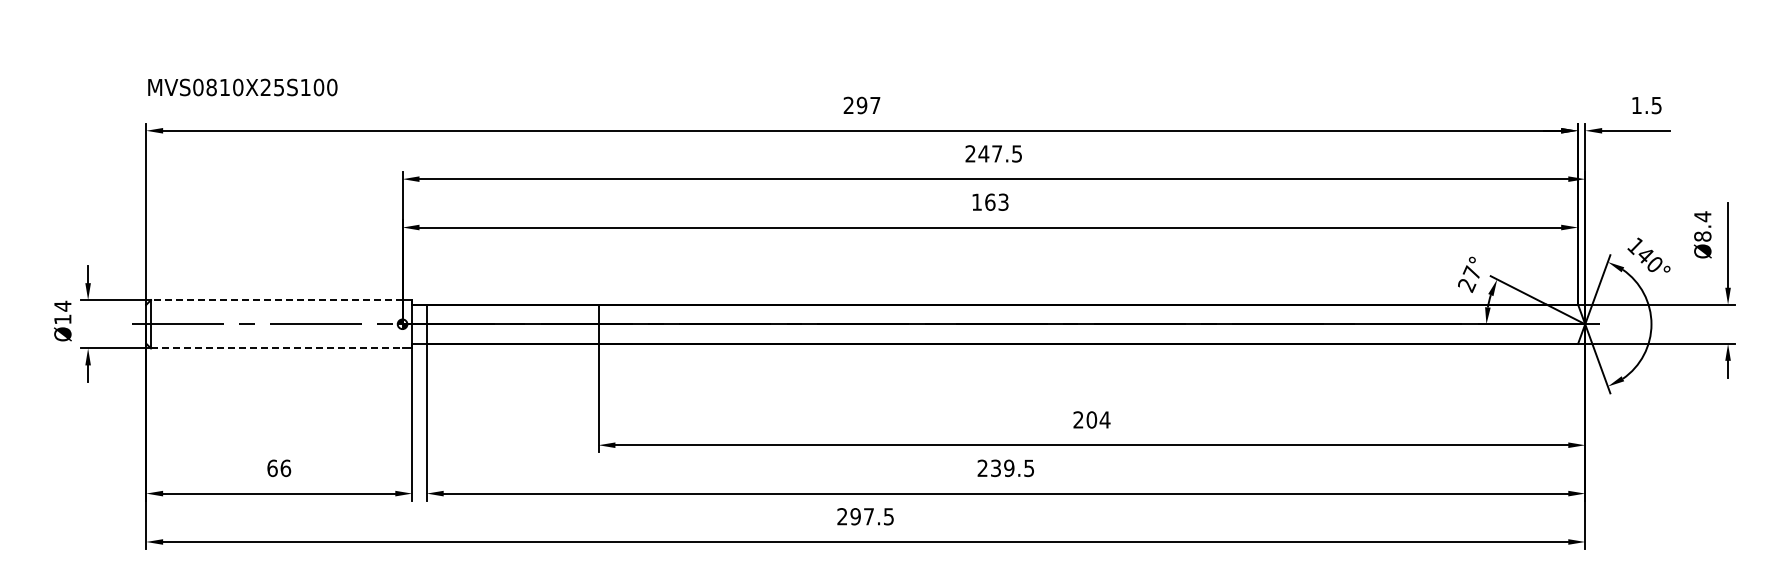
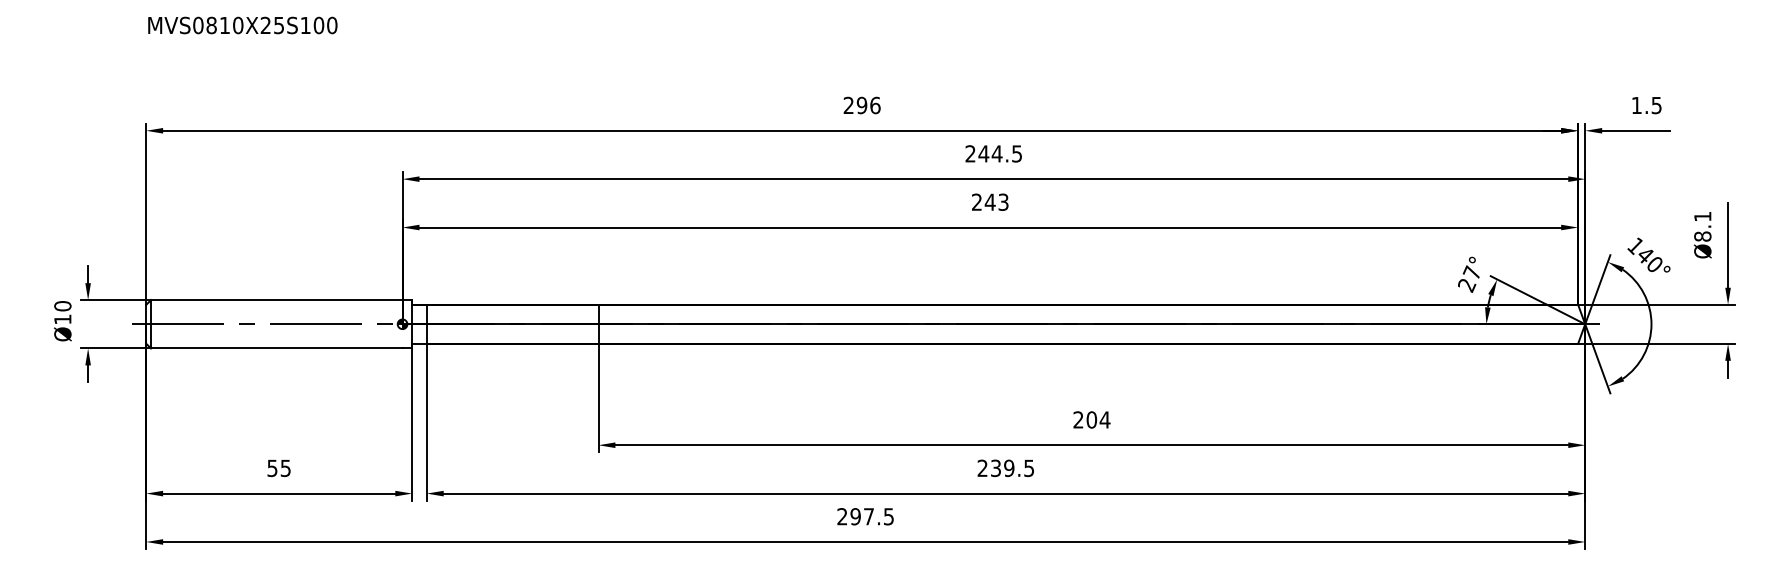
text position: (242, 87) -> (242, 25) (242, 25)
text: 297 -> 296 (875, 105)
text: 247.5 -> 244.5 (996, 153)
text: 163 -> 243 (983, 201)
text: Ø8.4 -> Ø8.1 (1702, 216)
line: dashed -> solid (276, 300)
text: Ø14 -> Ø10 (62, 305)
line: dashed -> solid (276, 348)
text: 66 -> 55 (279, 468)
